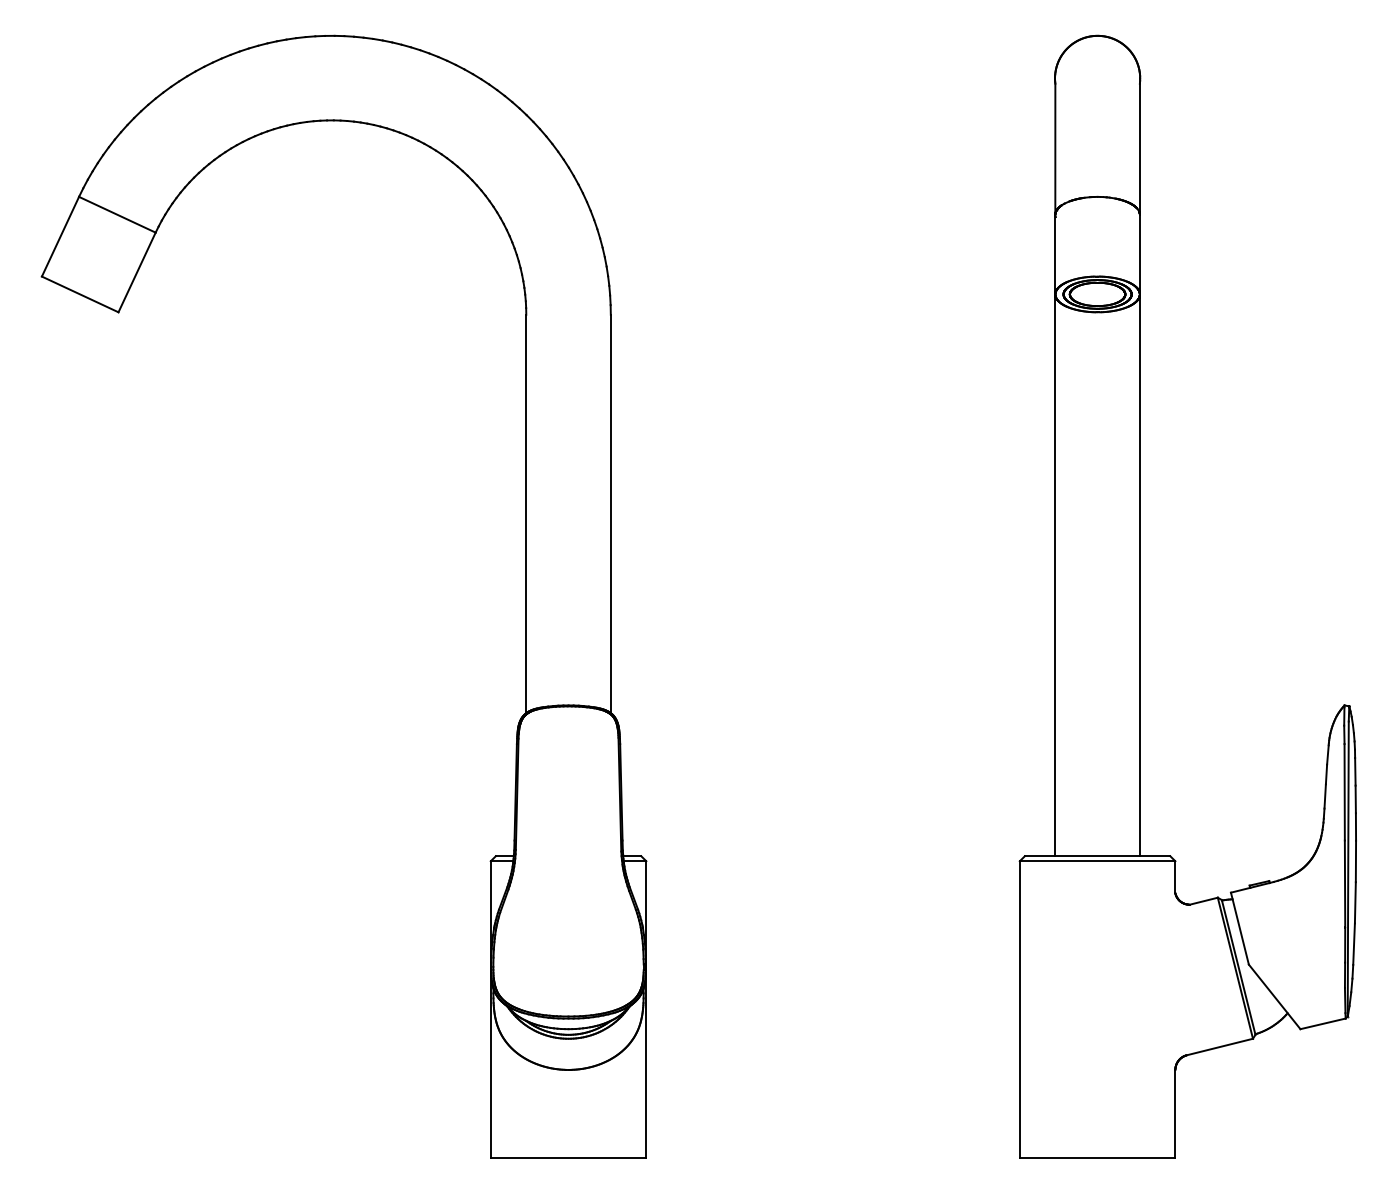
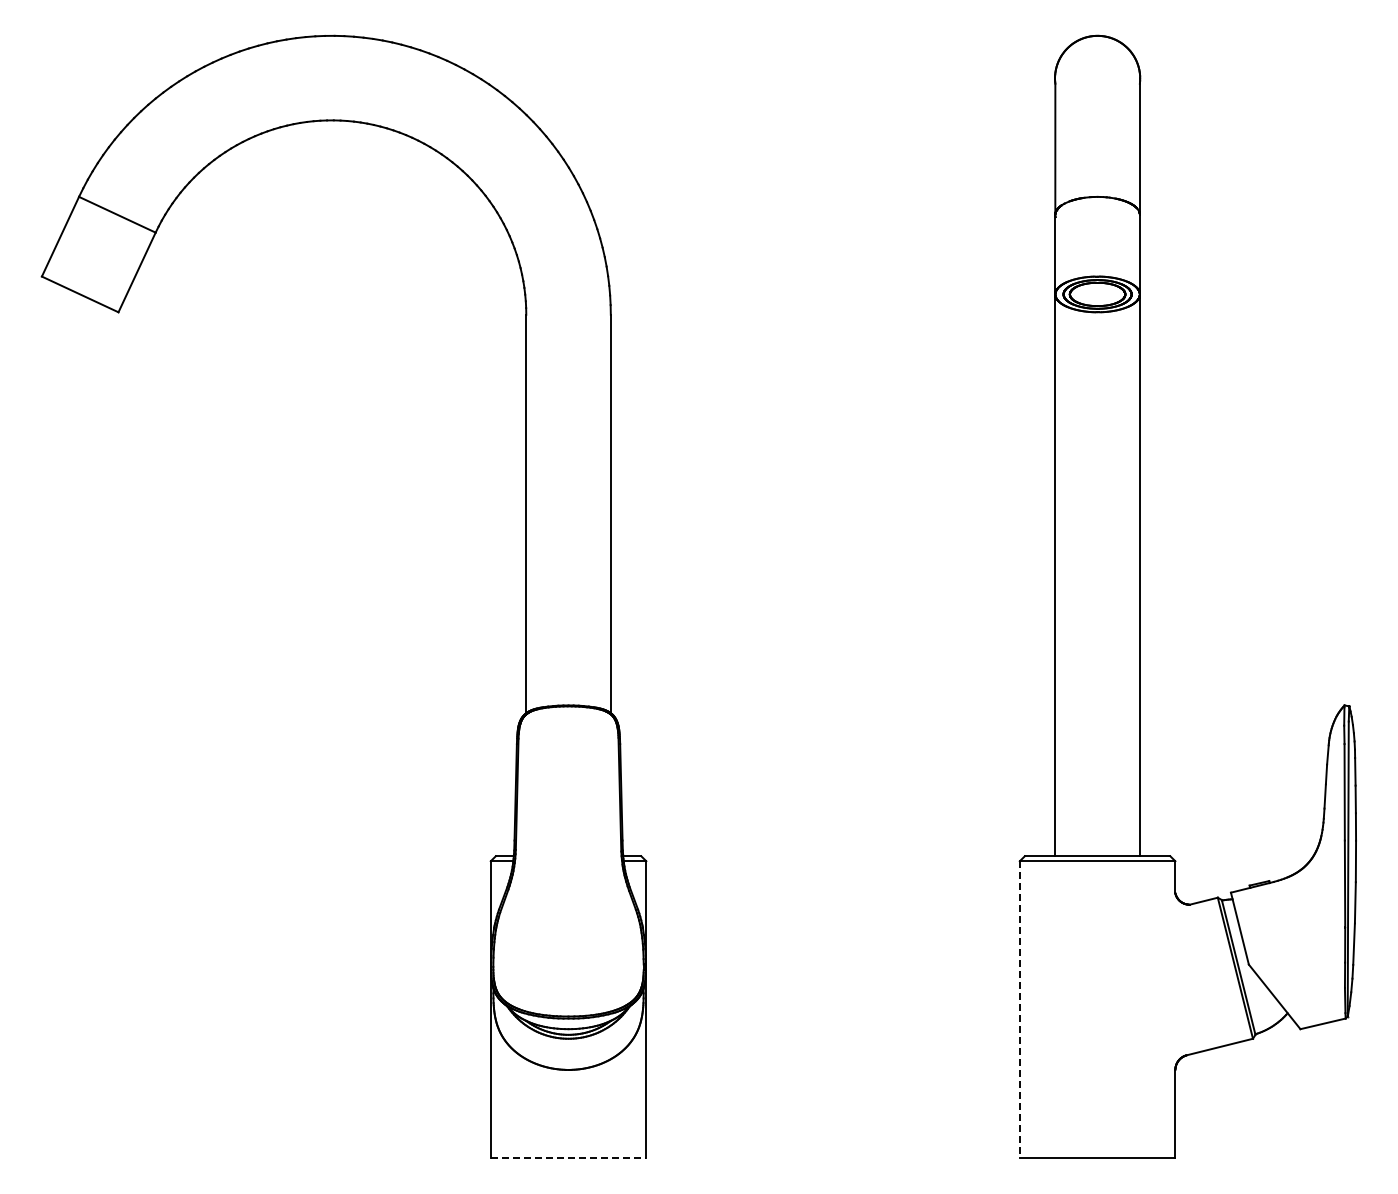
line: solid -> dashed (1019, 1010)
line: solid -> dashed (568, 1158)
